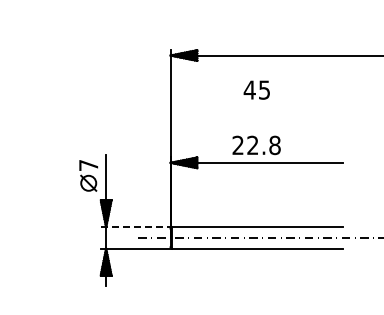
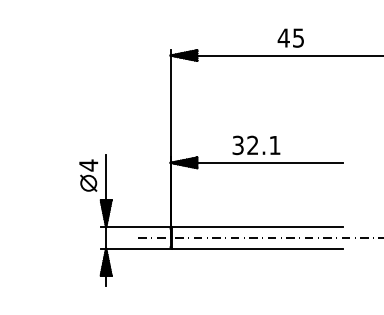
text position: (256, 89) -> (290, 37) (290, 37)
text: 22.8 -> 32.1 (256, 145)
text: 7 -> 4 (88, 165)
line: dashed -> solid (135, 227)
